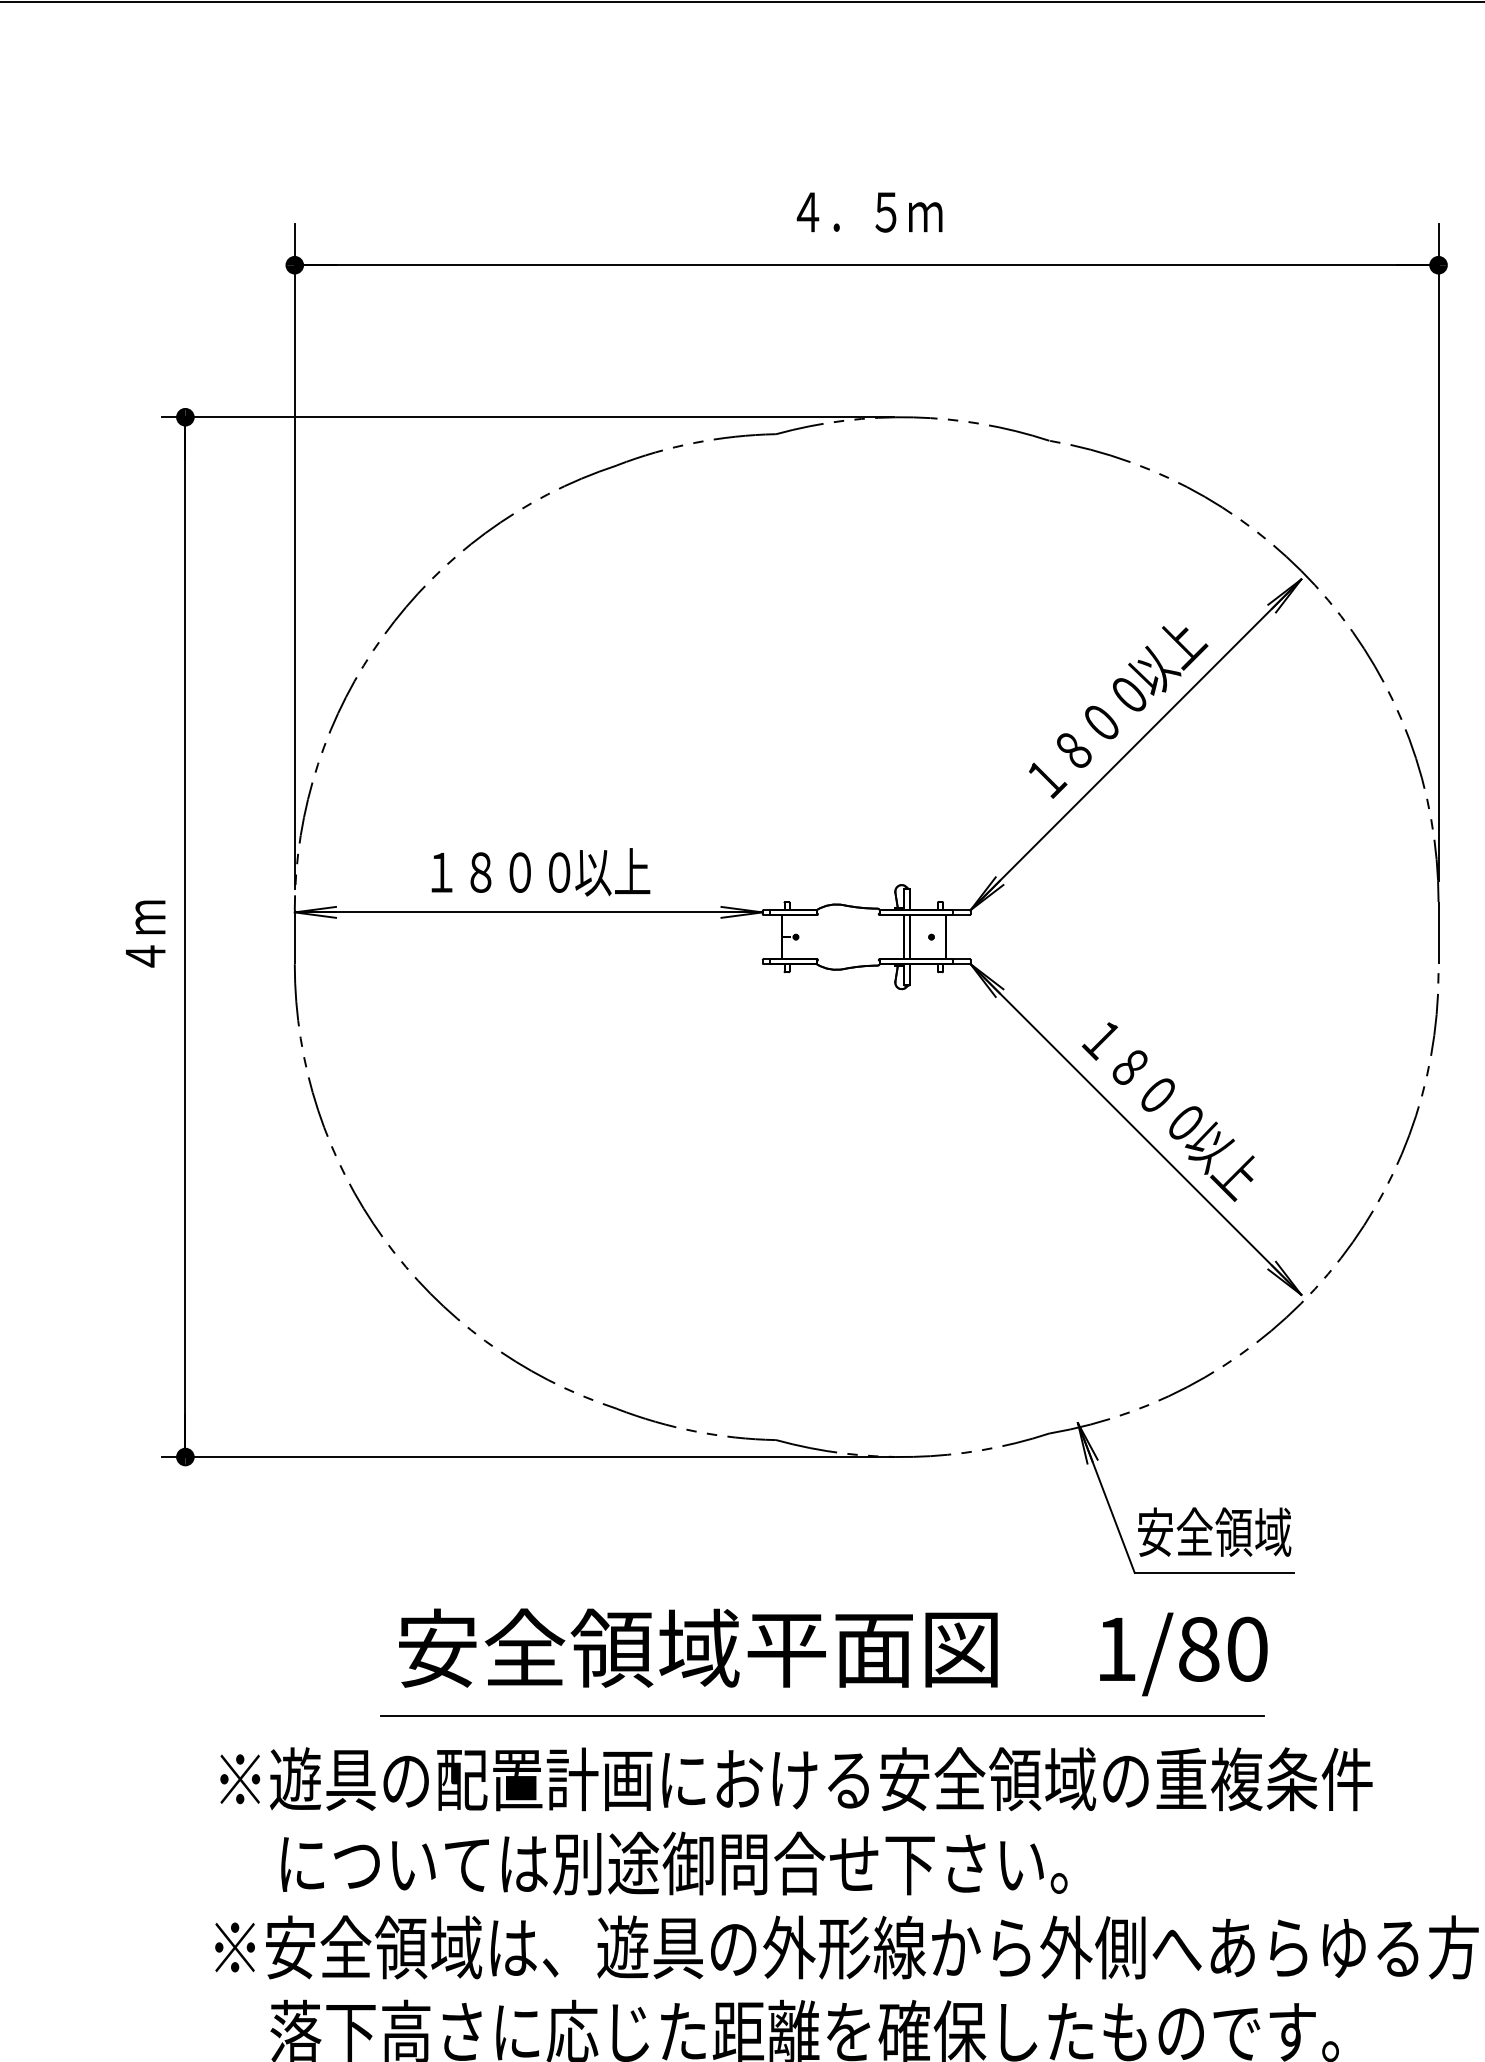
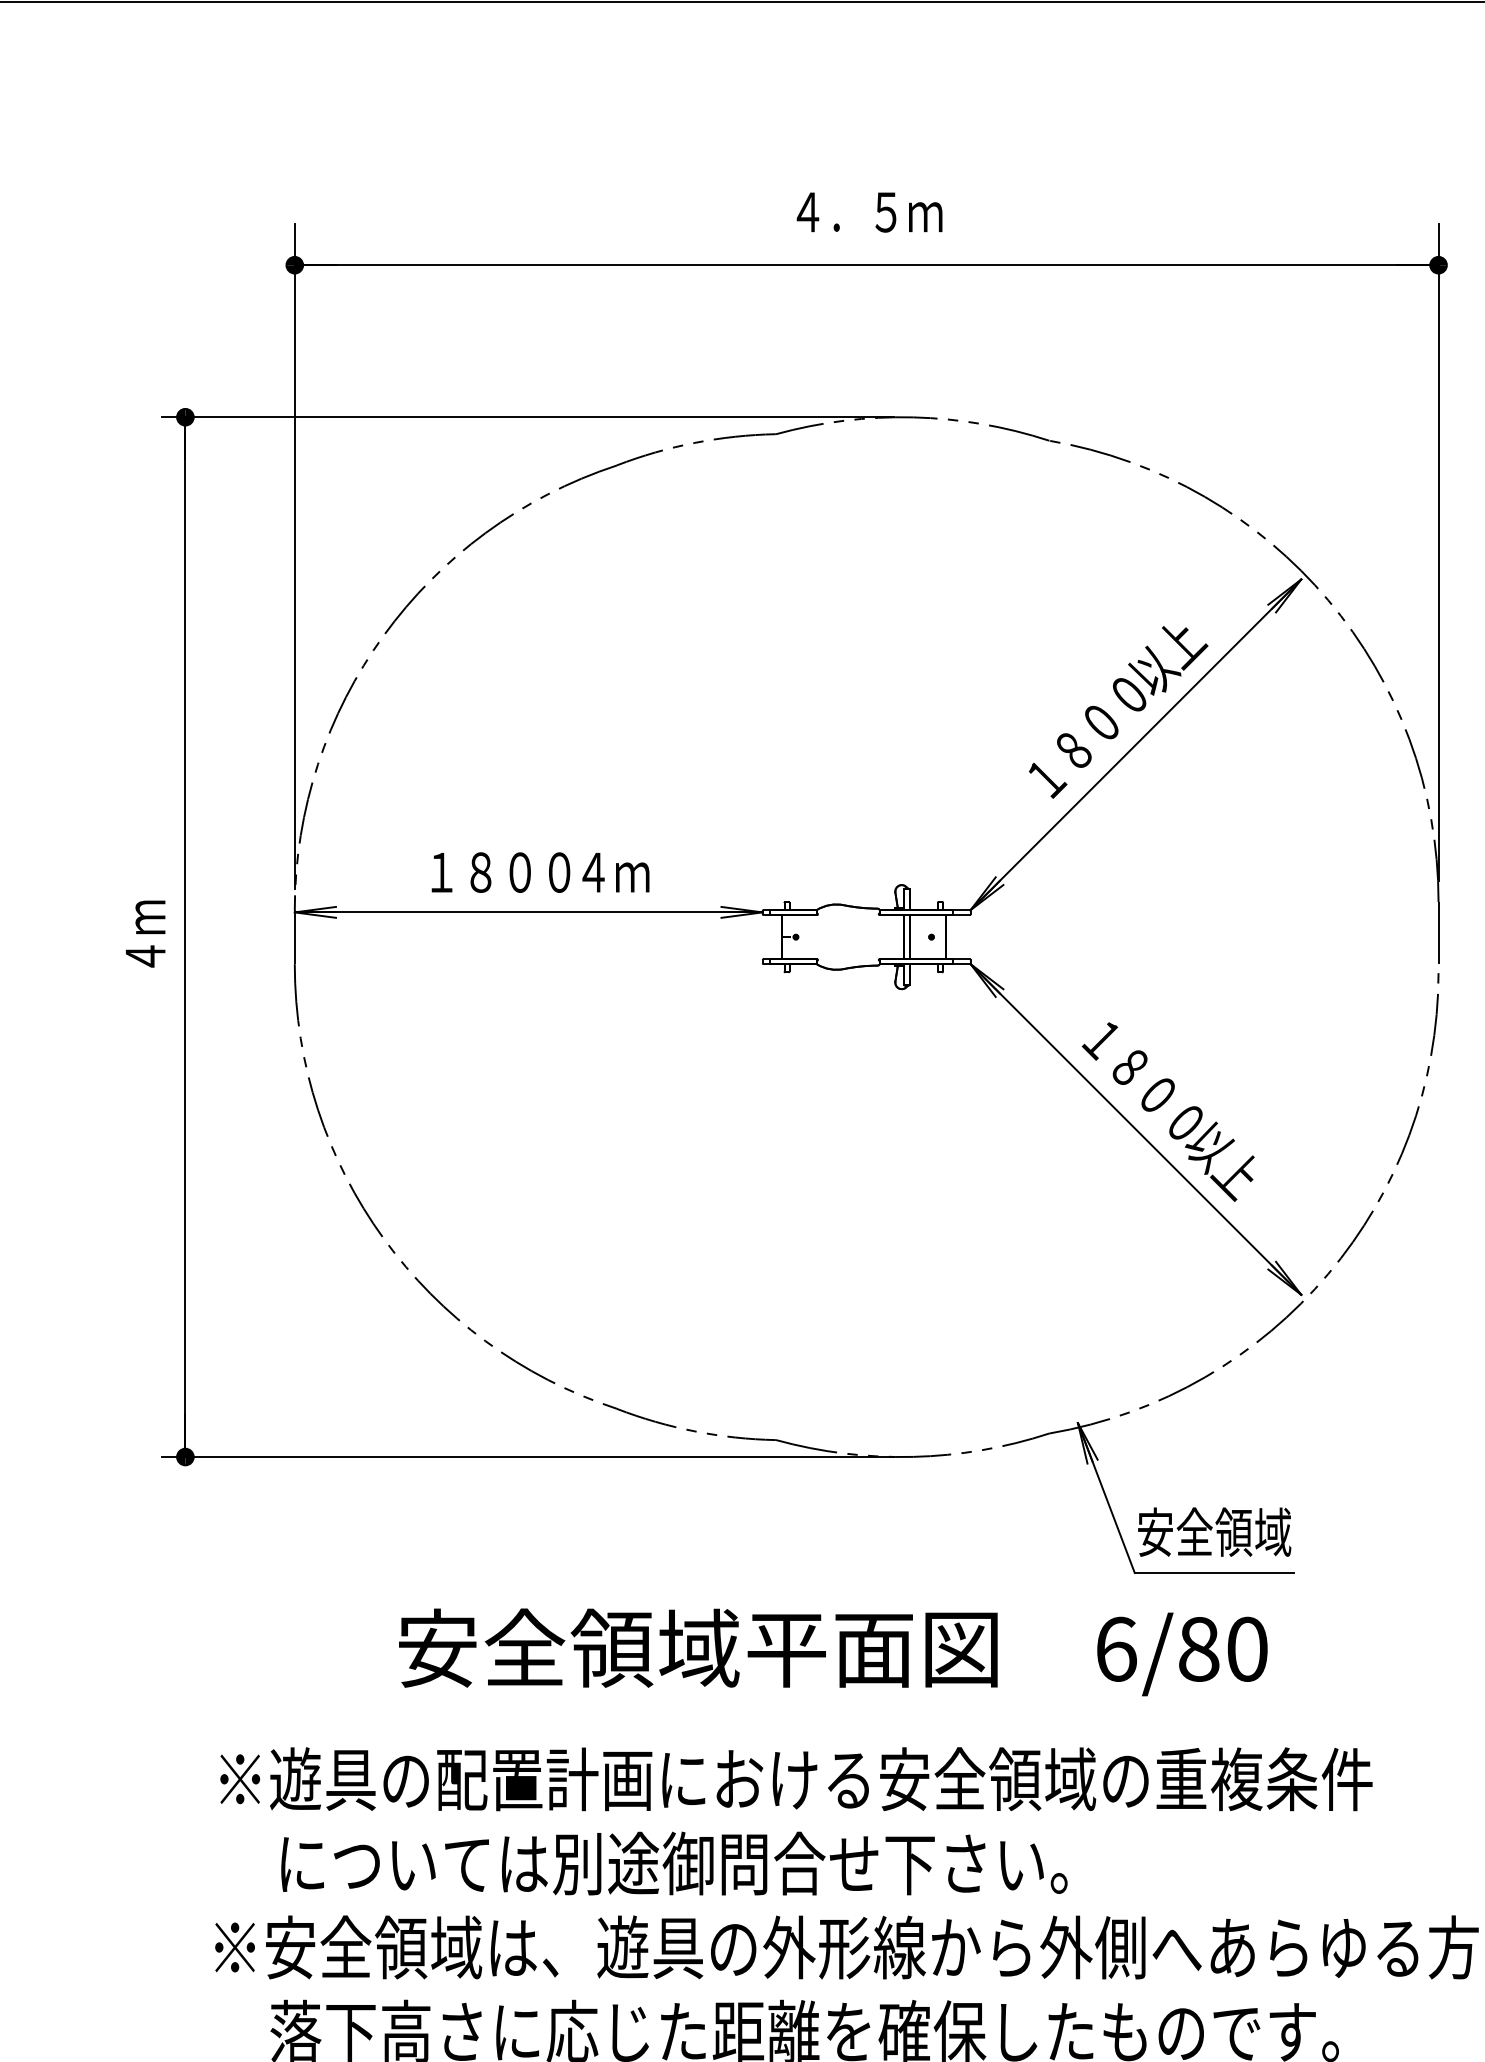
text: 以上 -> ４ｍ (612, 872)
text: 1/80 -> 6/80 (1116, 1648)
line: present -> none (822, 1716)
